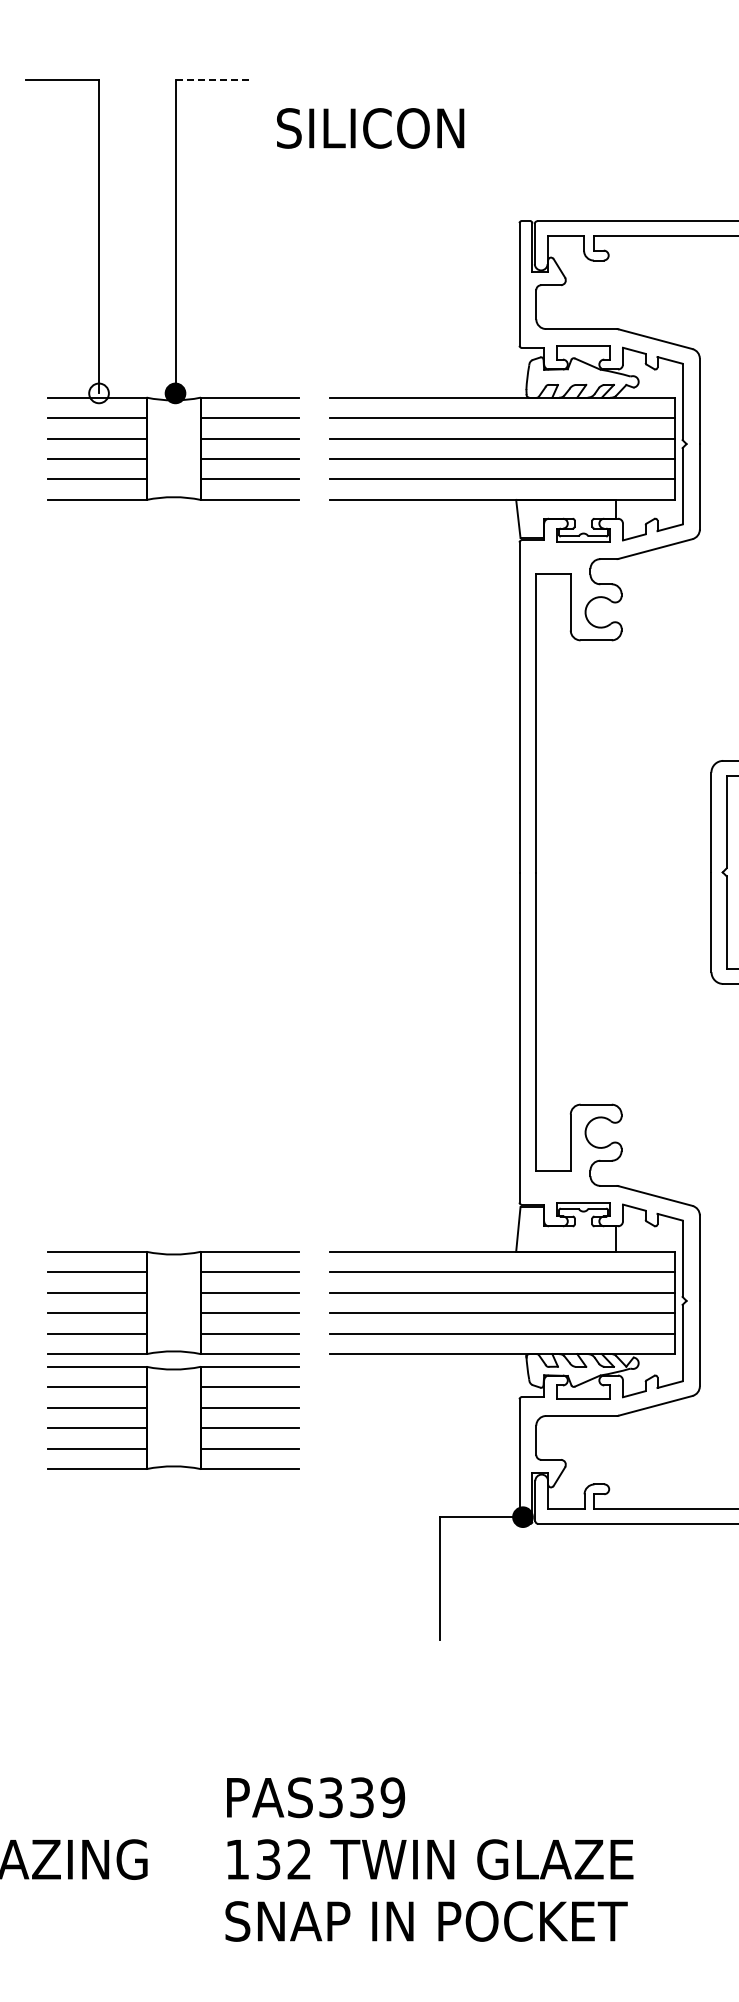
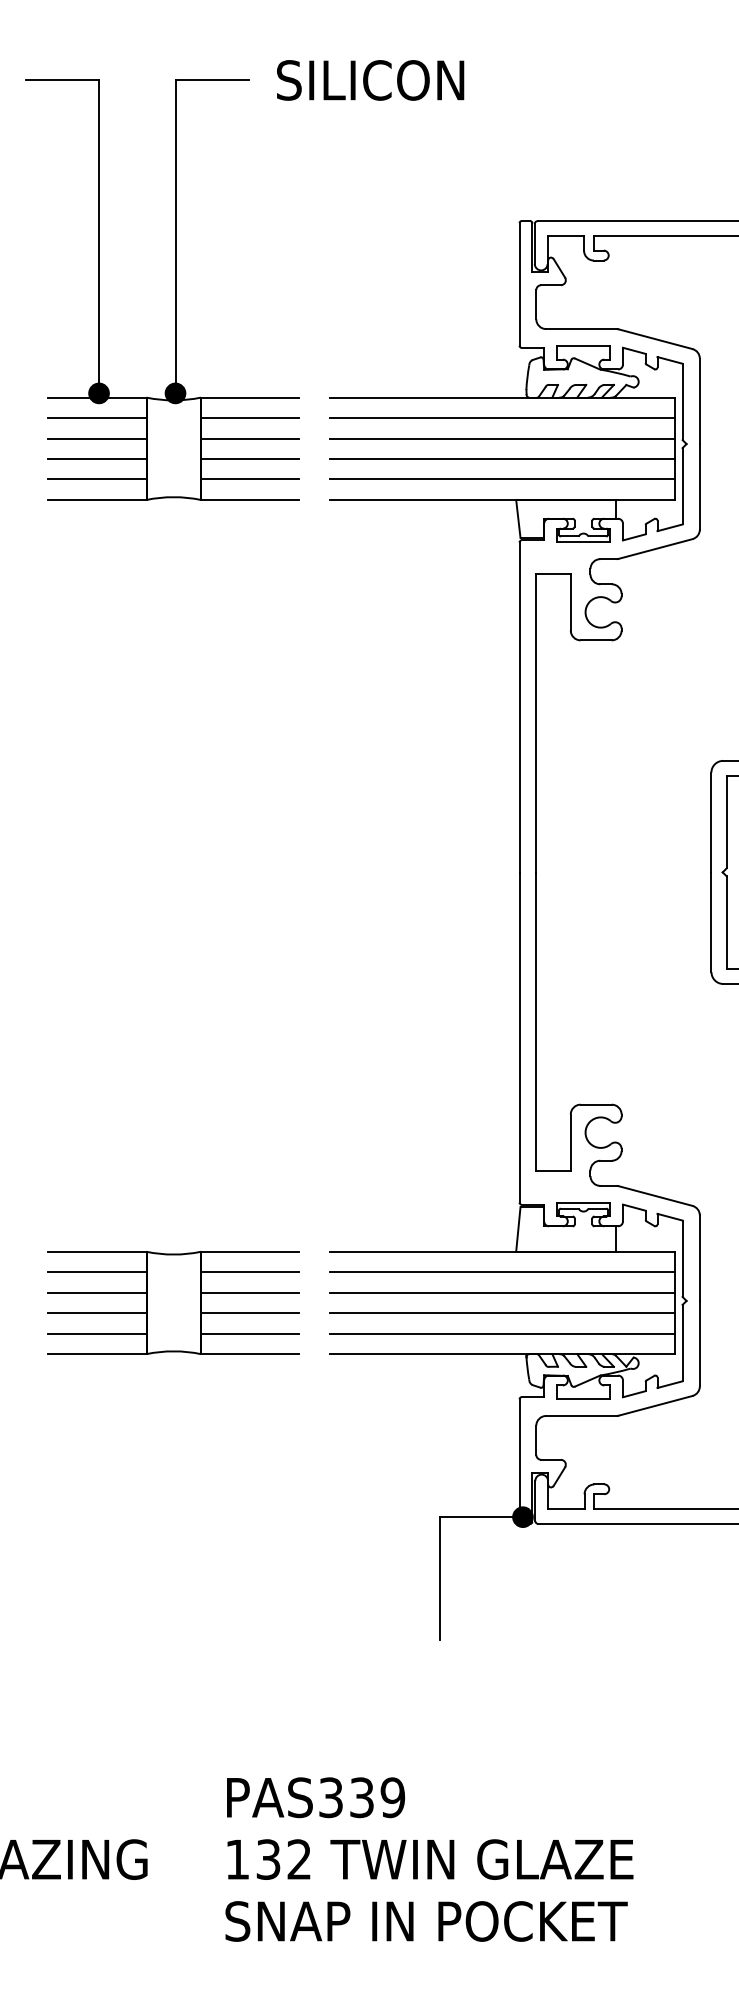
line: dashed -> solid (212, 80)
text position: (370, 128) -> (370, 80) (370, 80)
fill: none -> present (98, 393)
part: present -> none (173, 1417)
